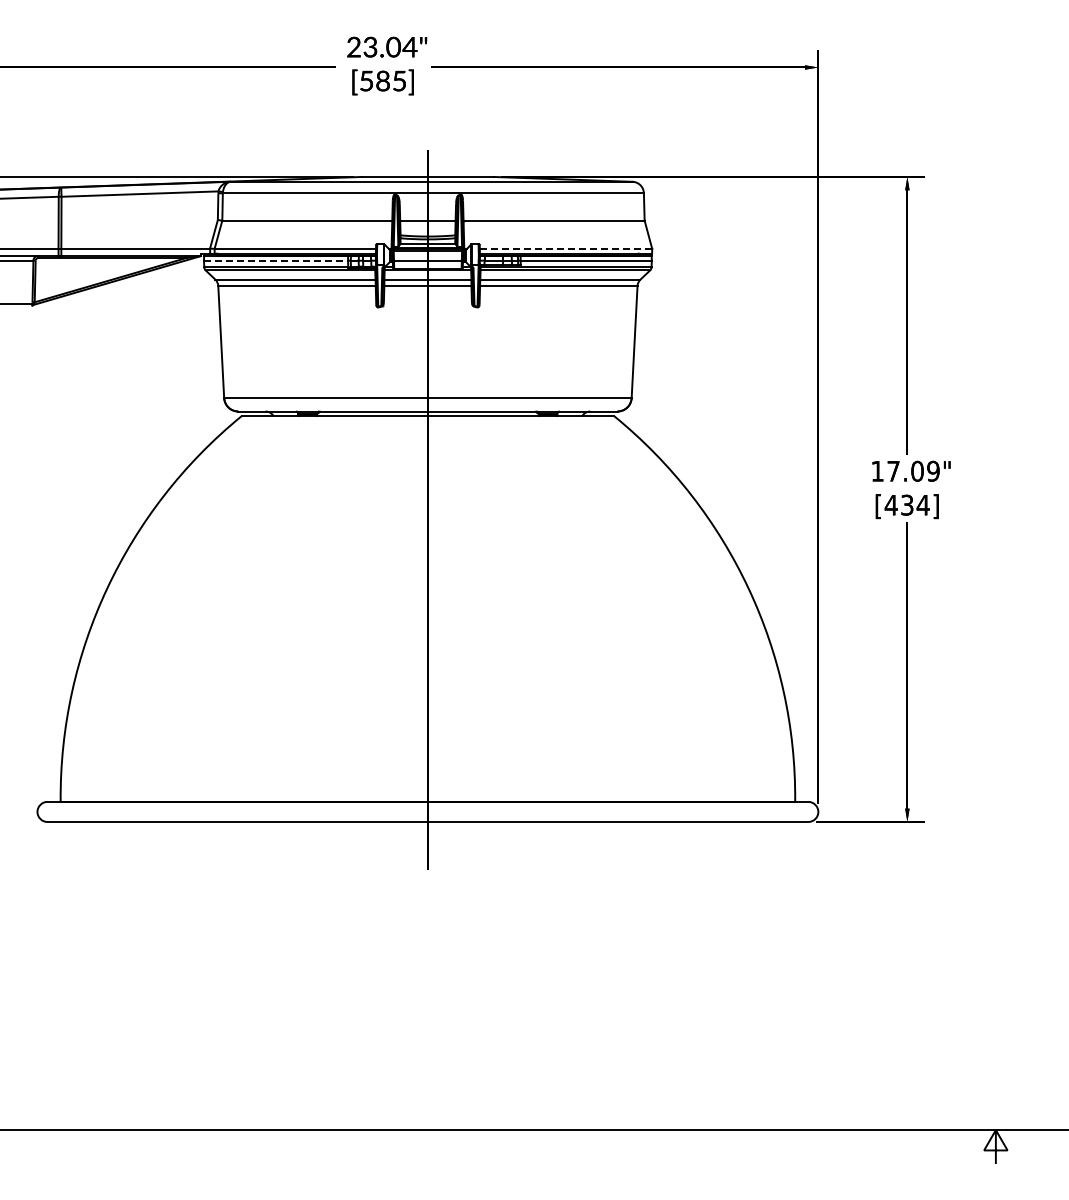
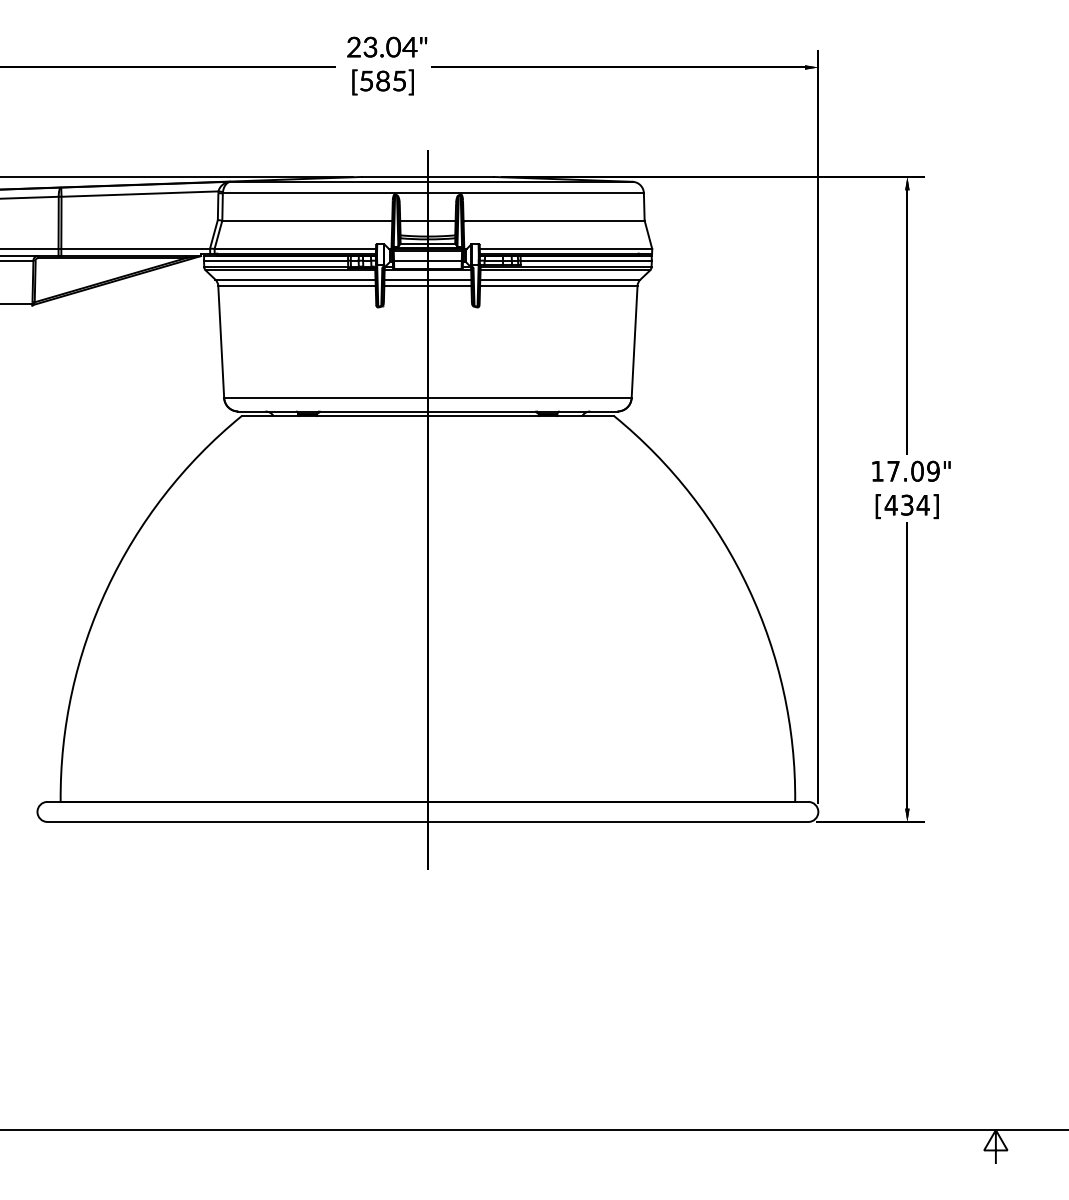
line: dashed -> solid (566, 248)
line: dashed -> solid (276, 260)
